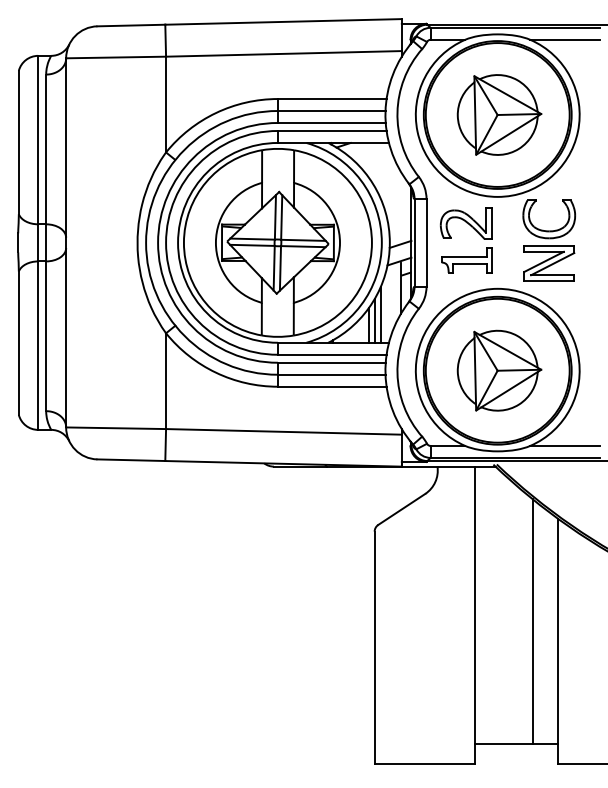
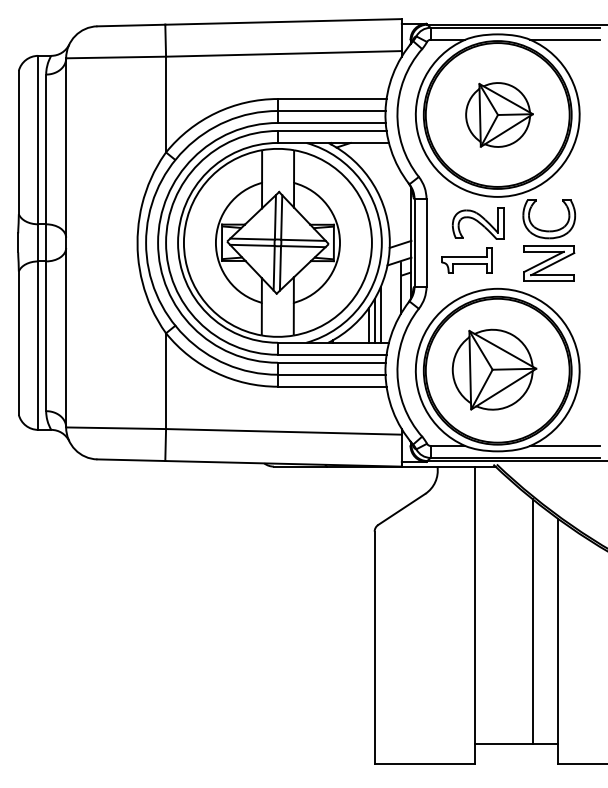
part size: 87x82 px -> 69x66 px (499, 114)
part position: (465, 223) -> (477, 223) (477, 223)
part position: (499, 370) -> (494, 369) (494, 369)
